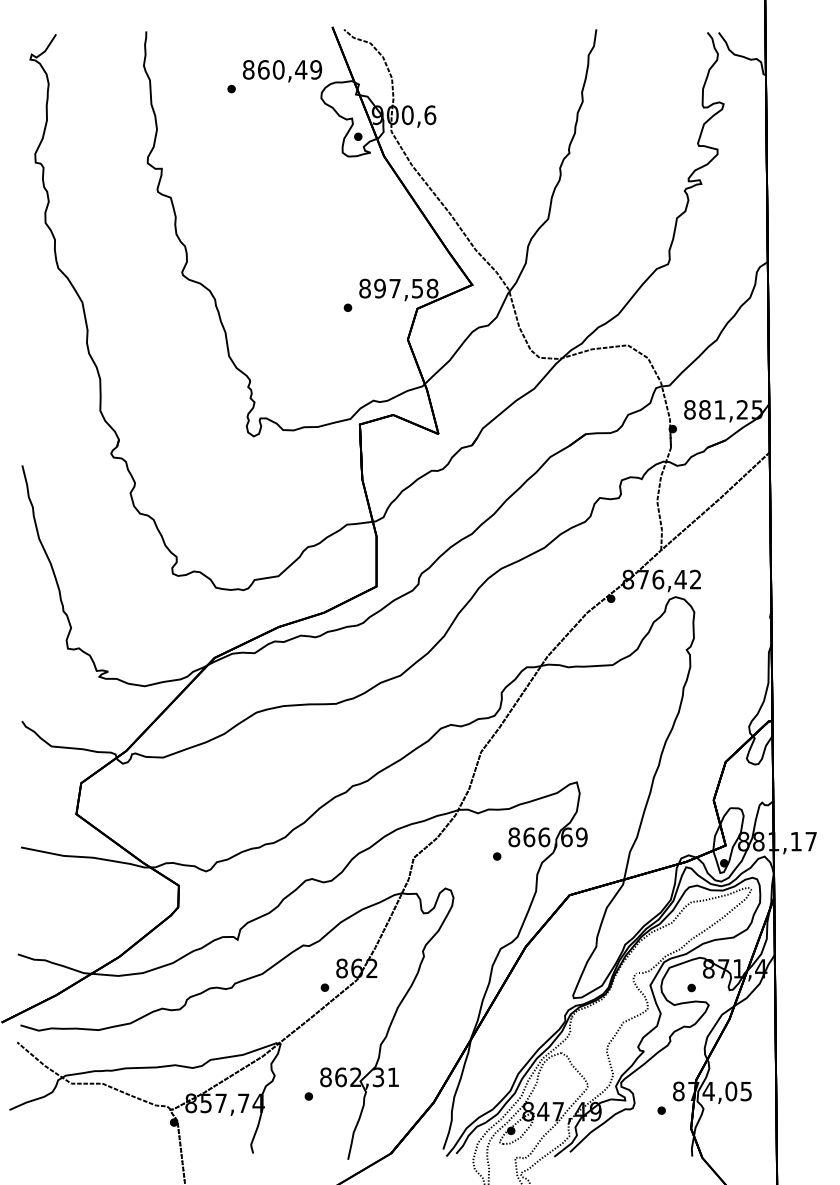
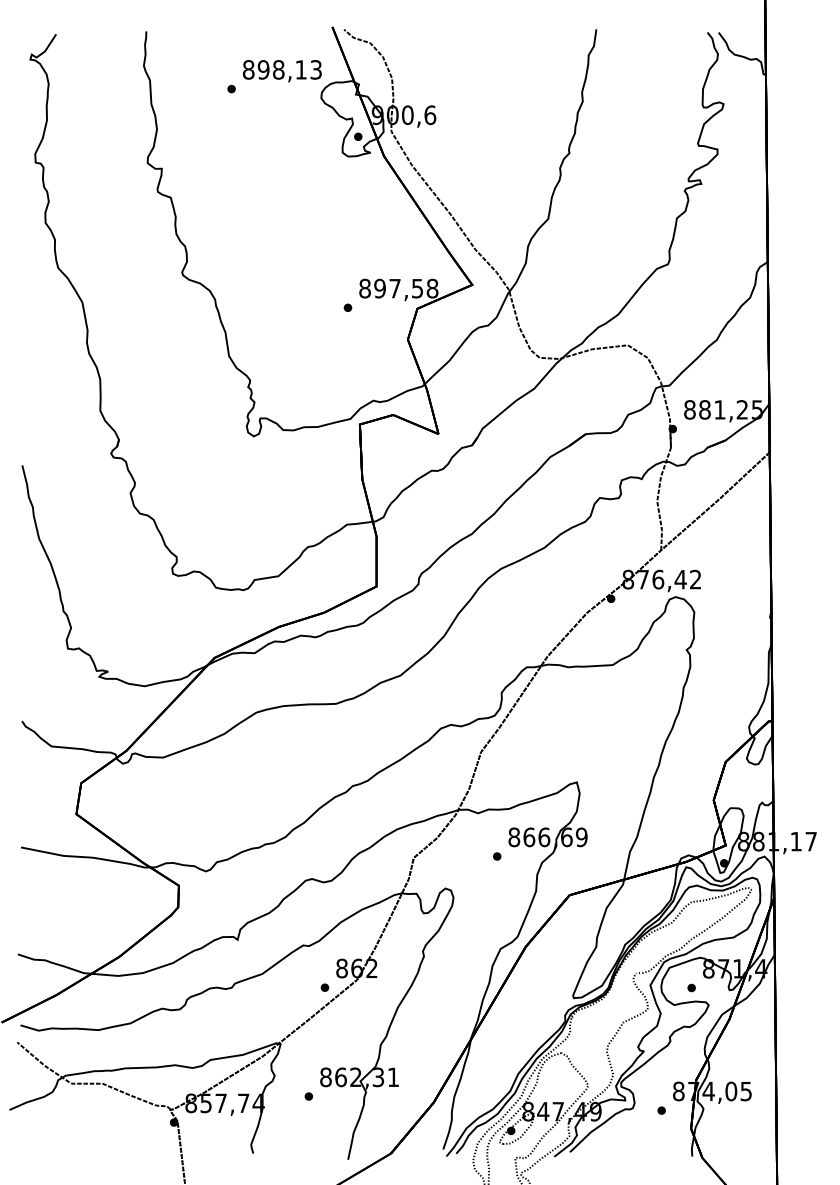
text: 860,49 -> 898,13 (289, 69)
